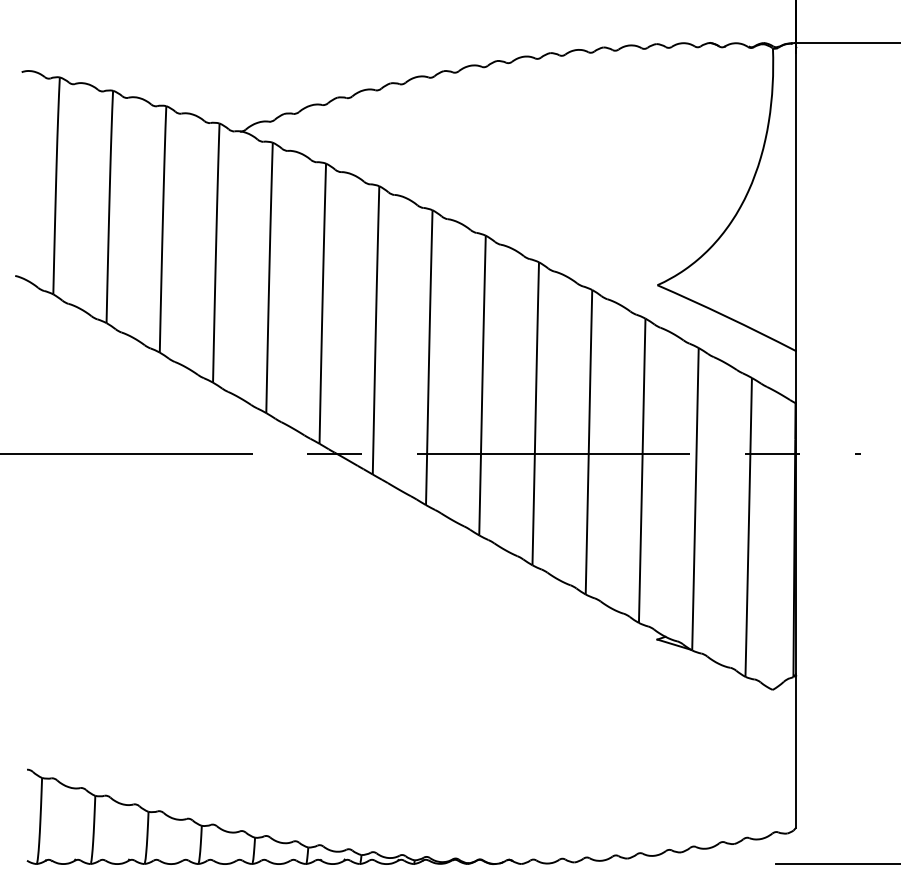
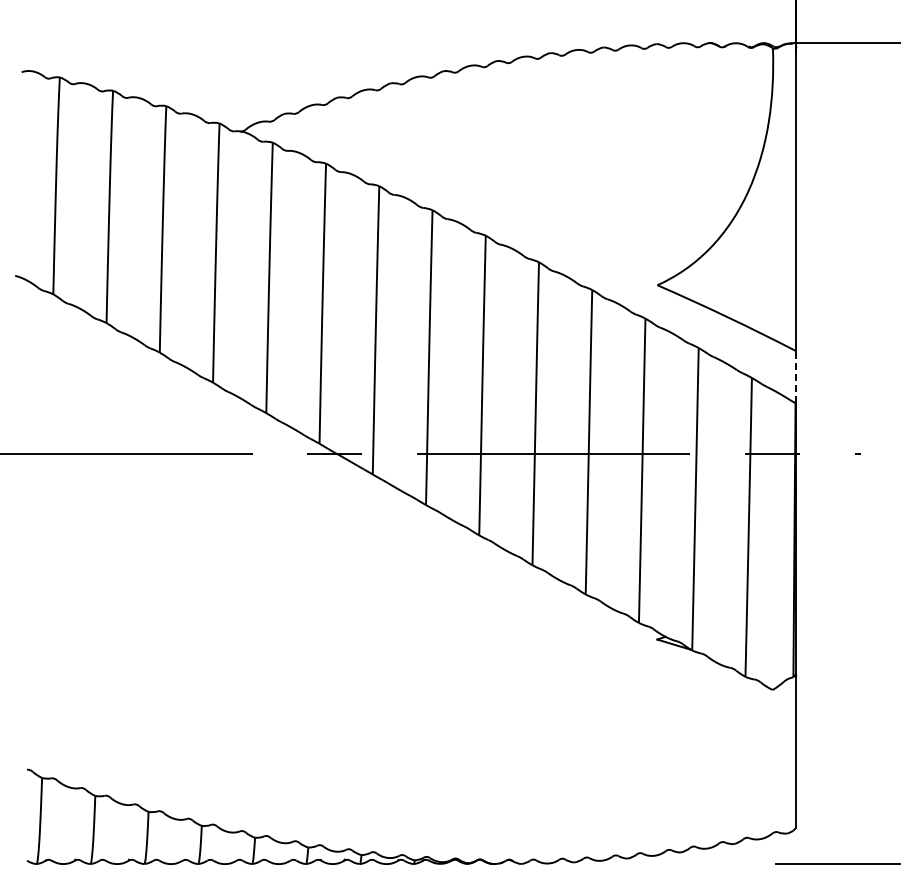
line: solid -> dashed (796, 376)
